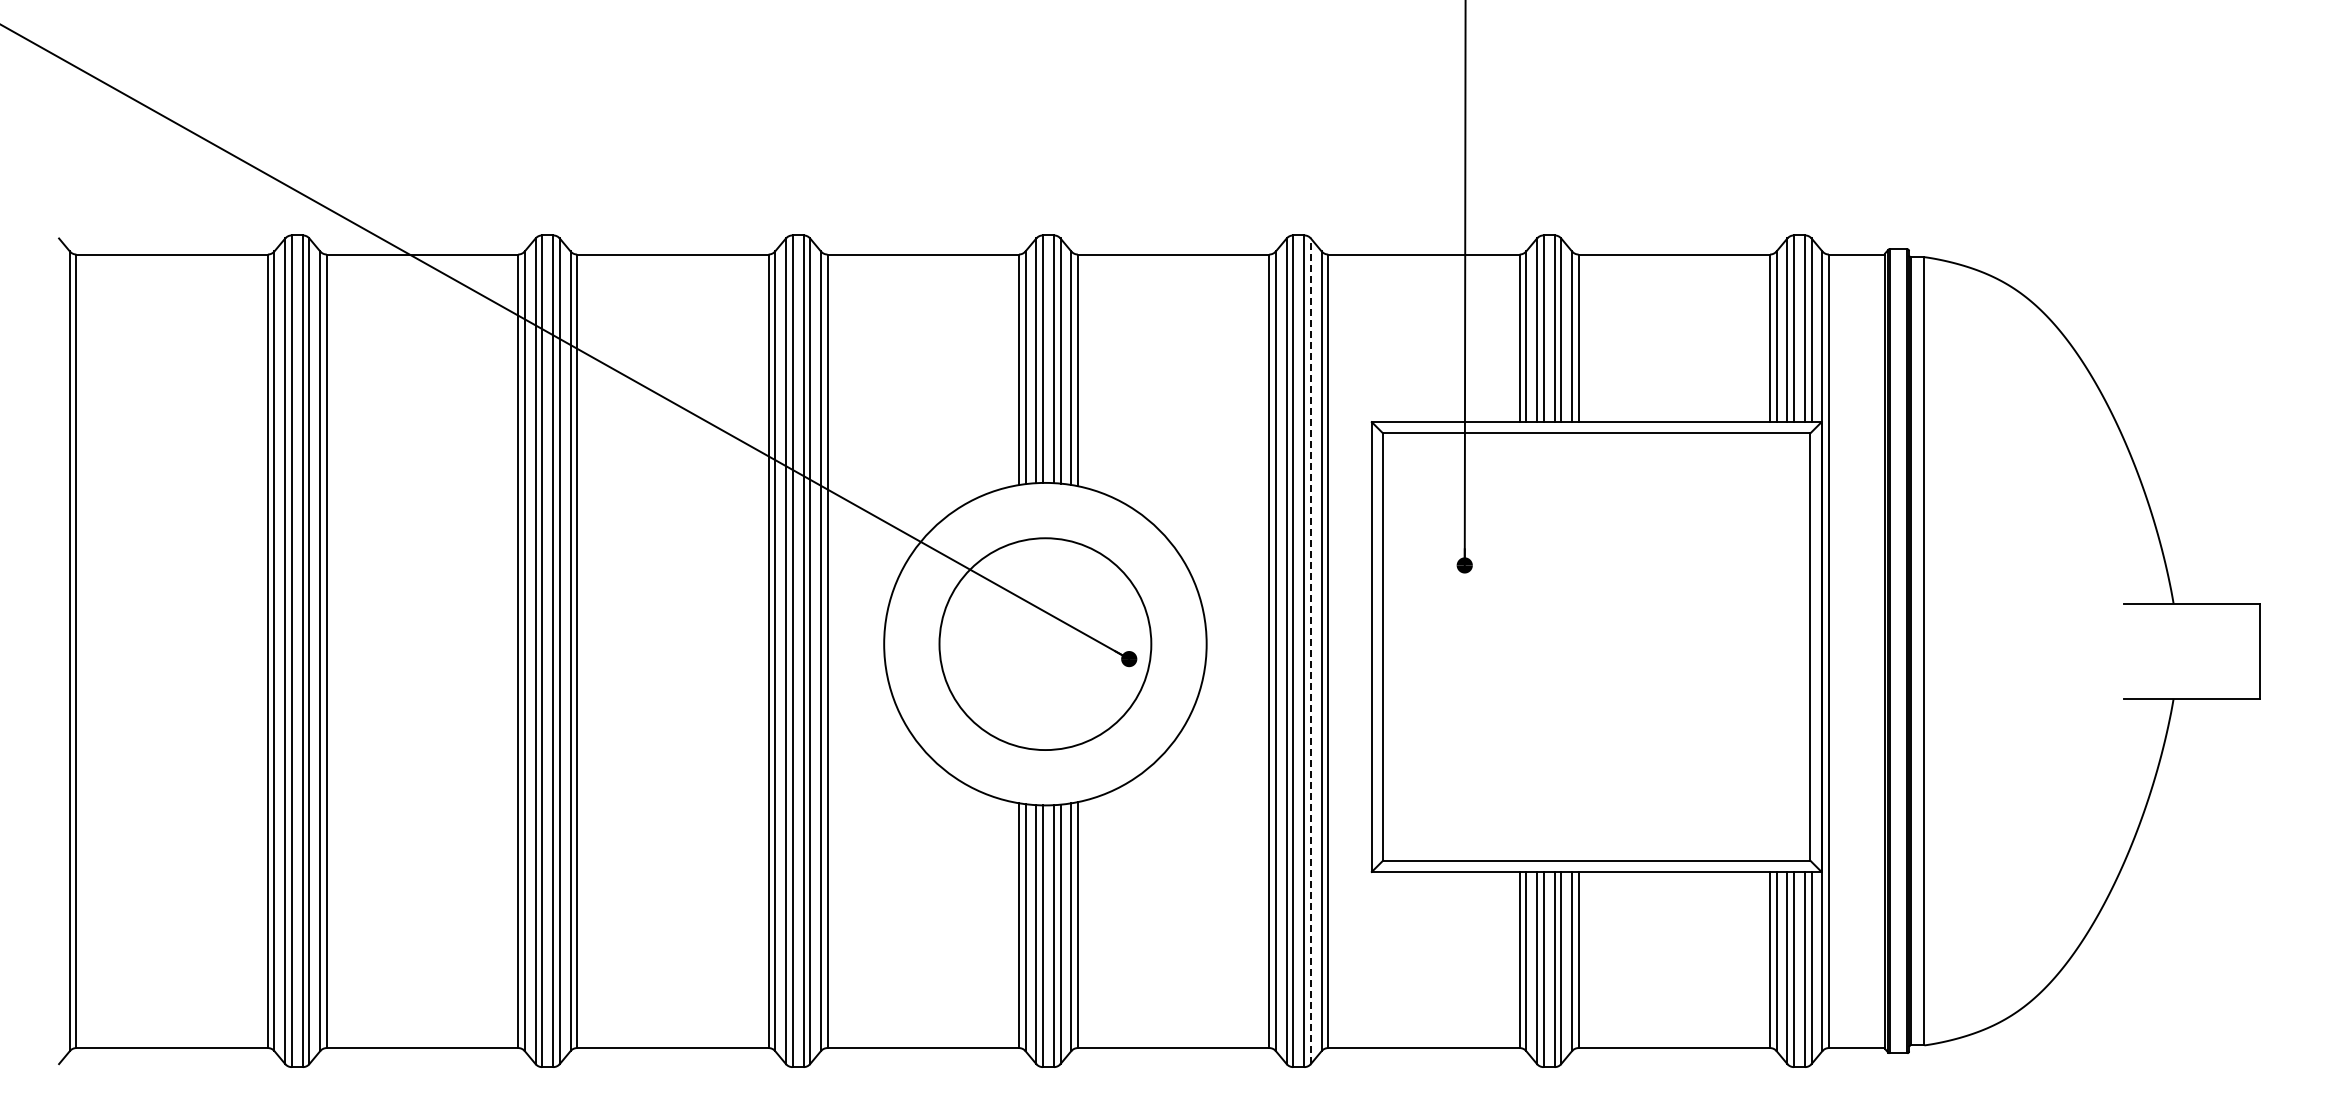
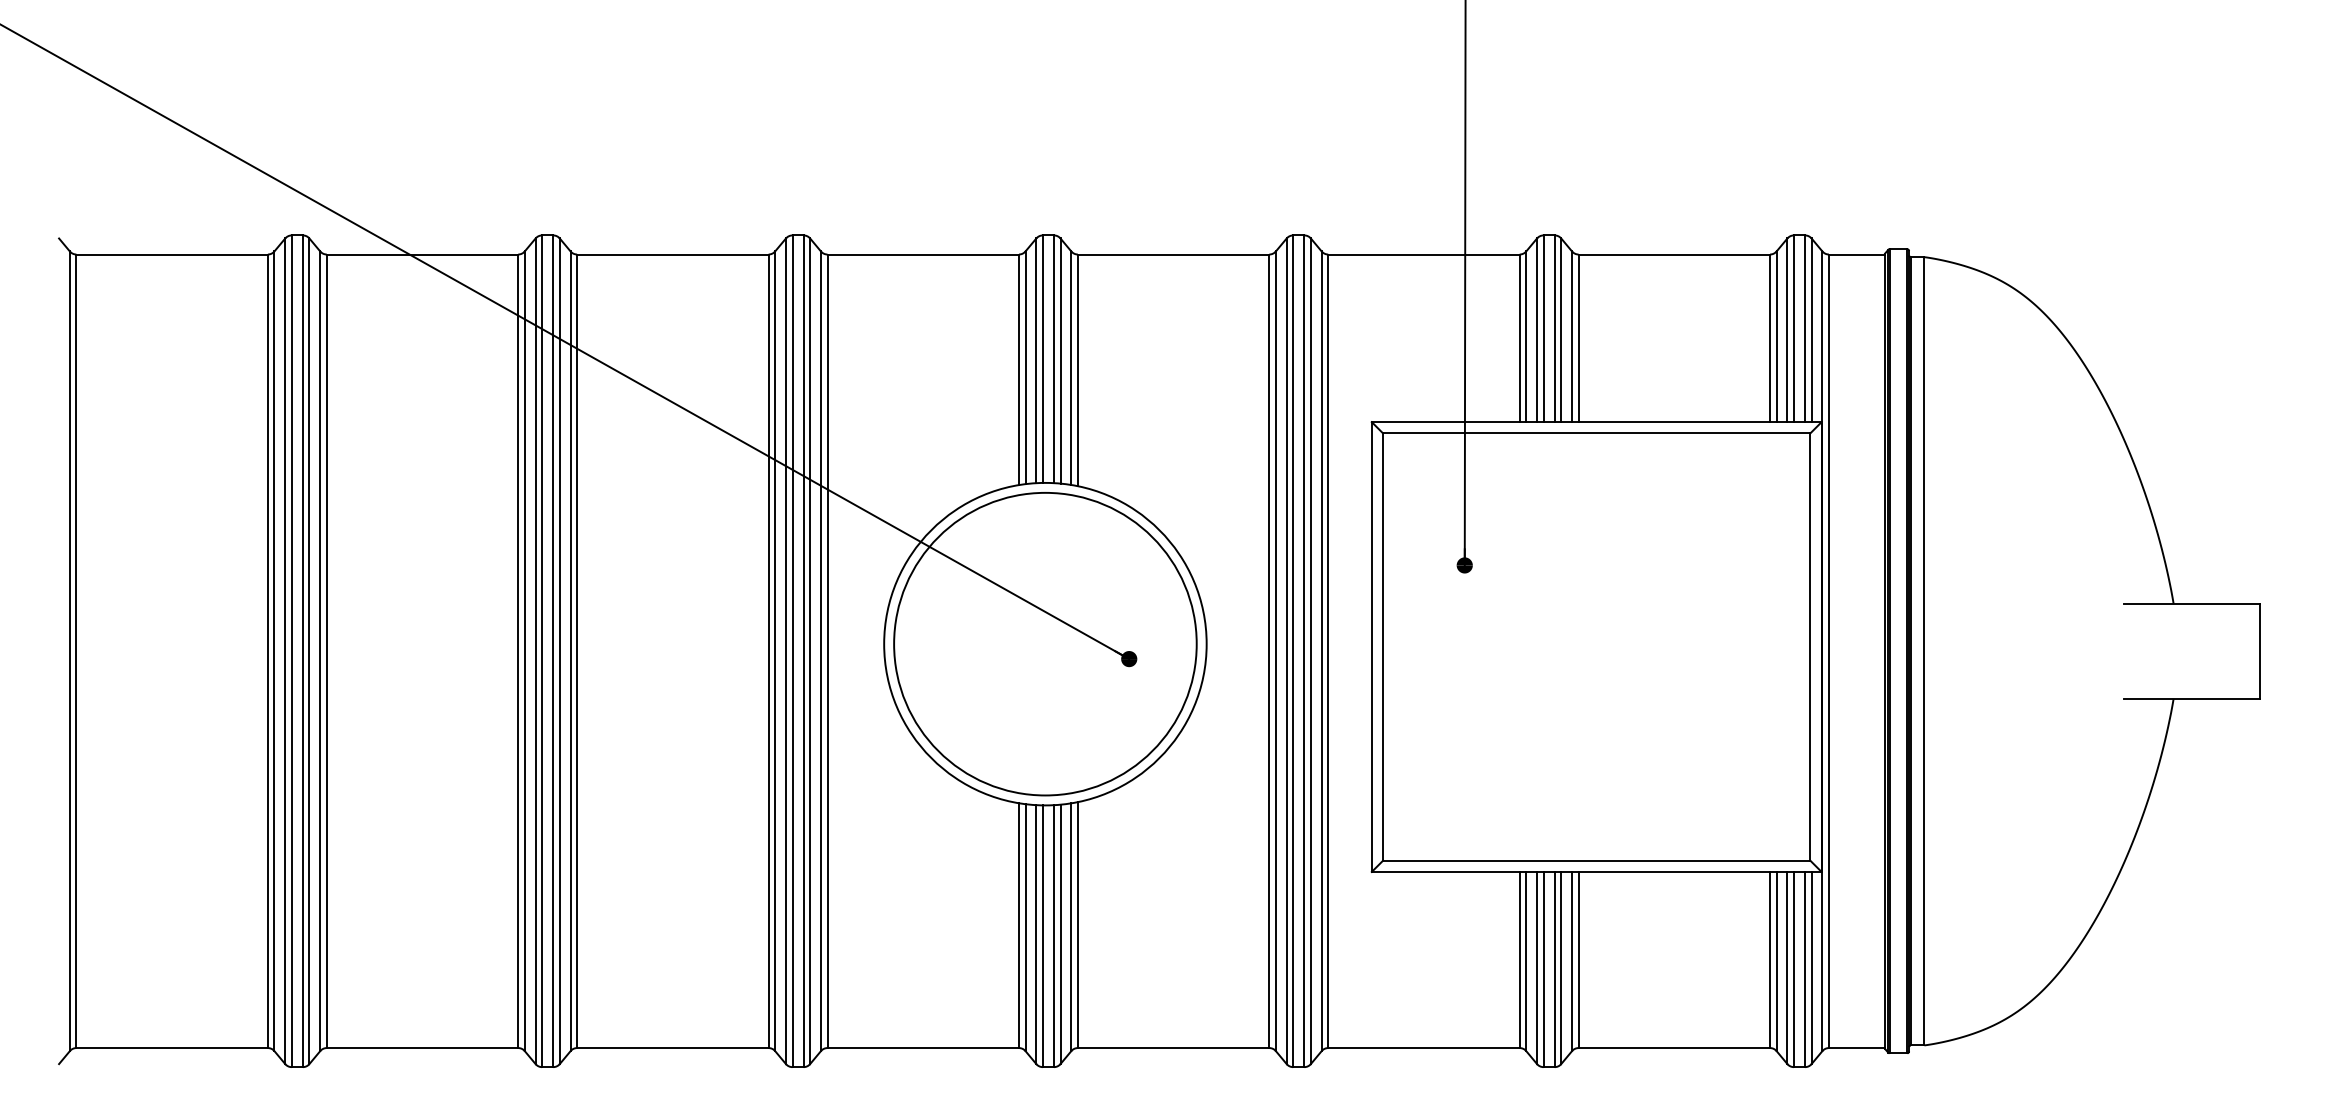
circle diameter: 212 px -> 303 px (1045, 643)
line: dashed -> solid (1310, 651)
